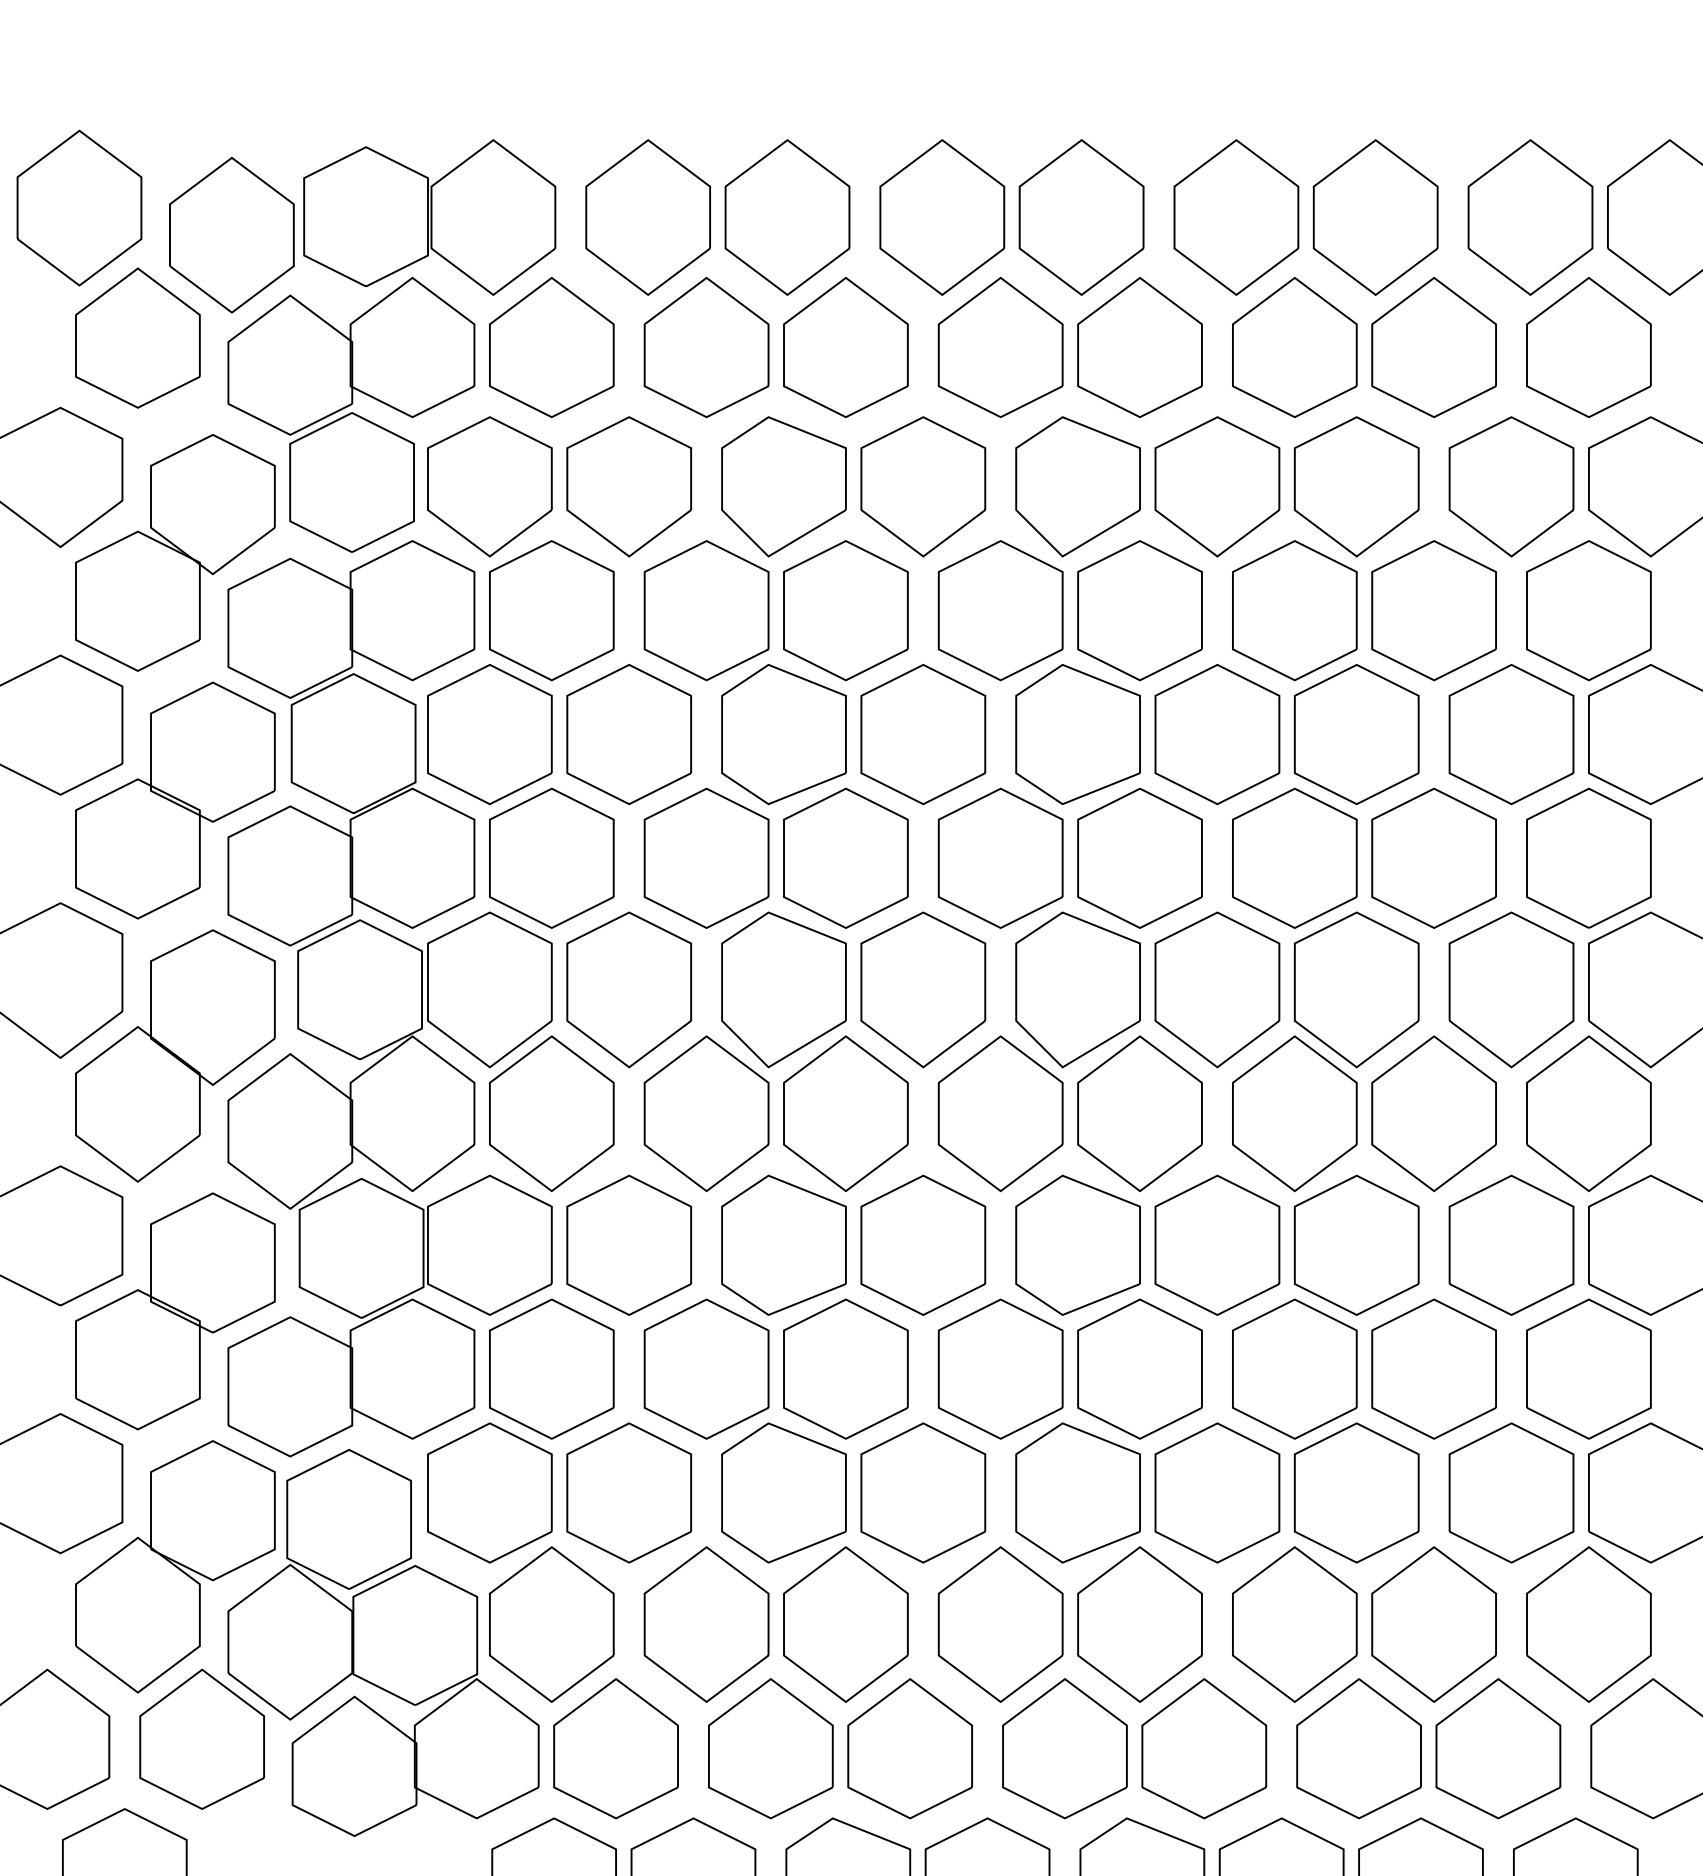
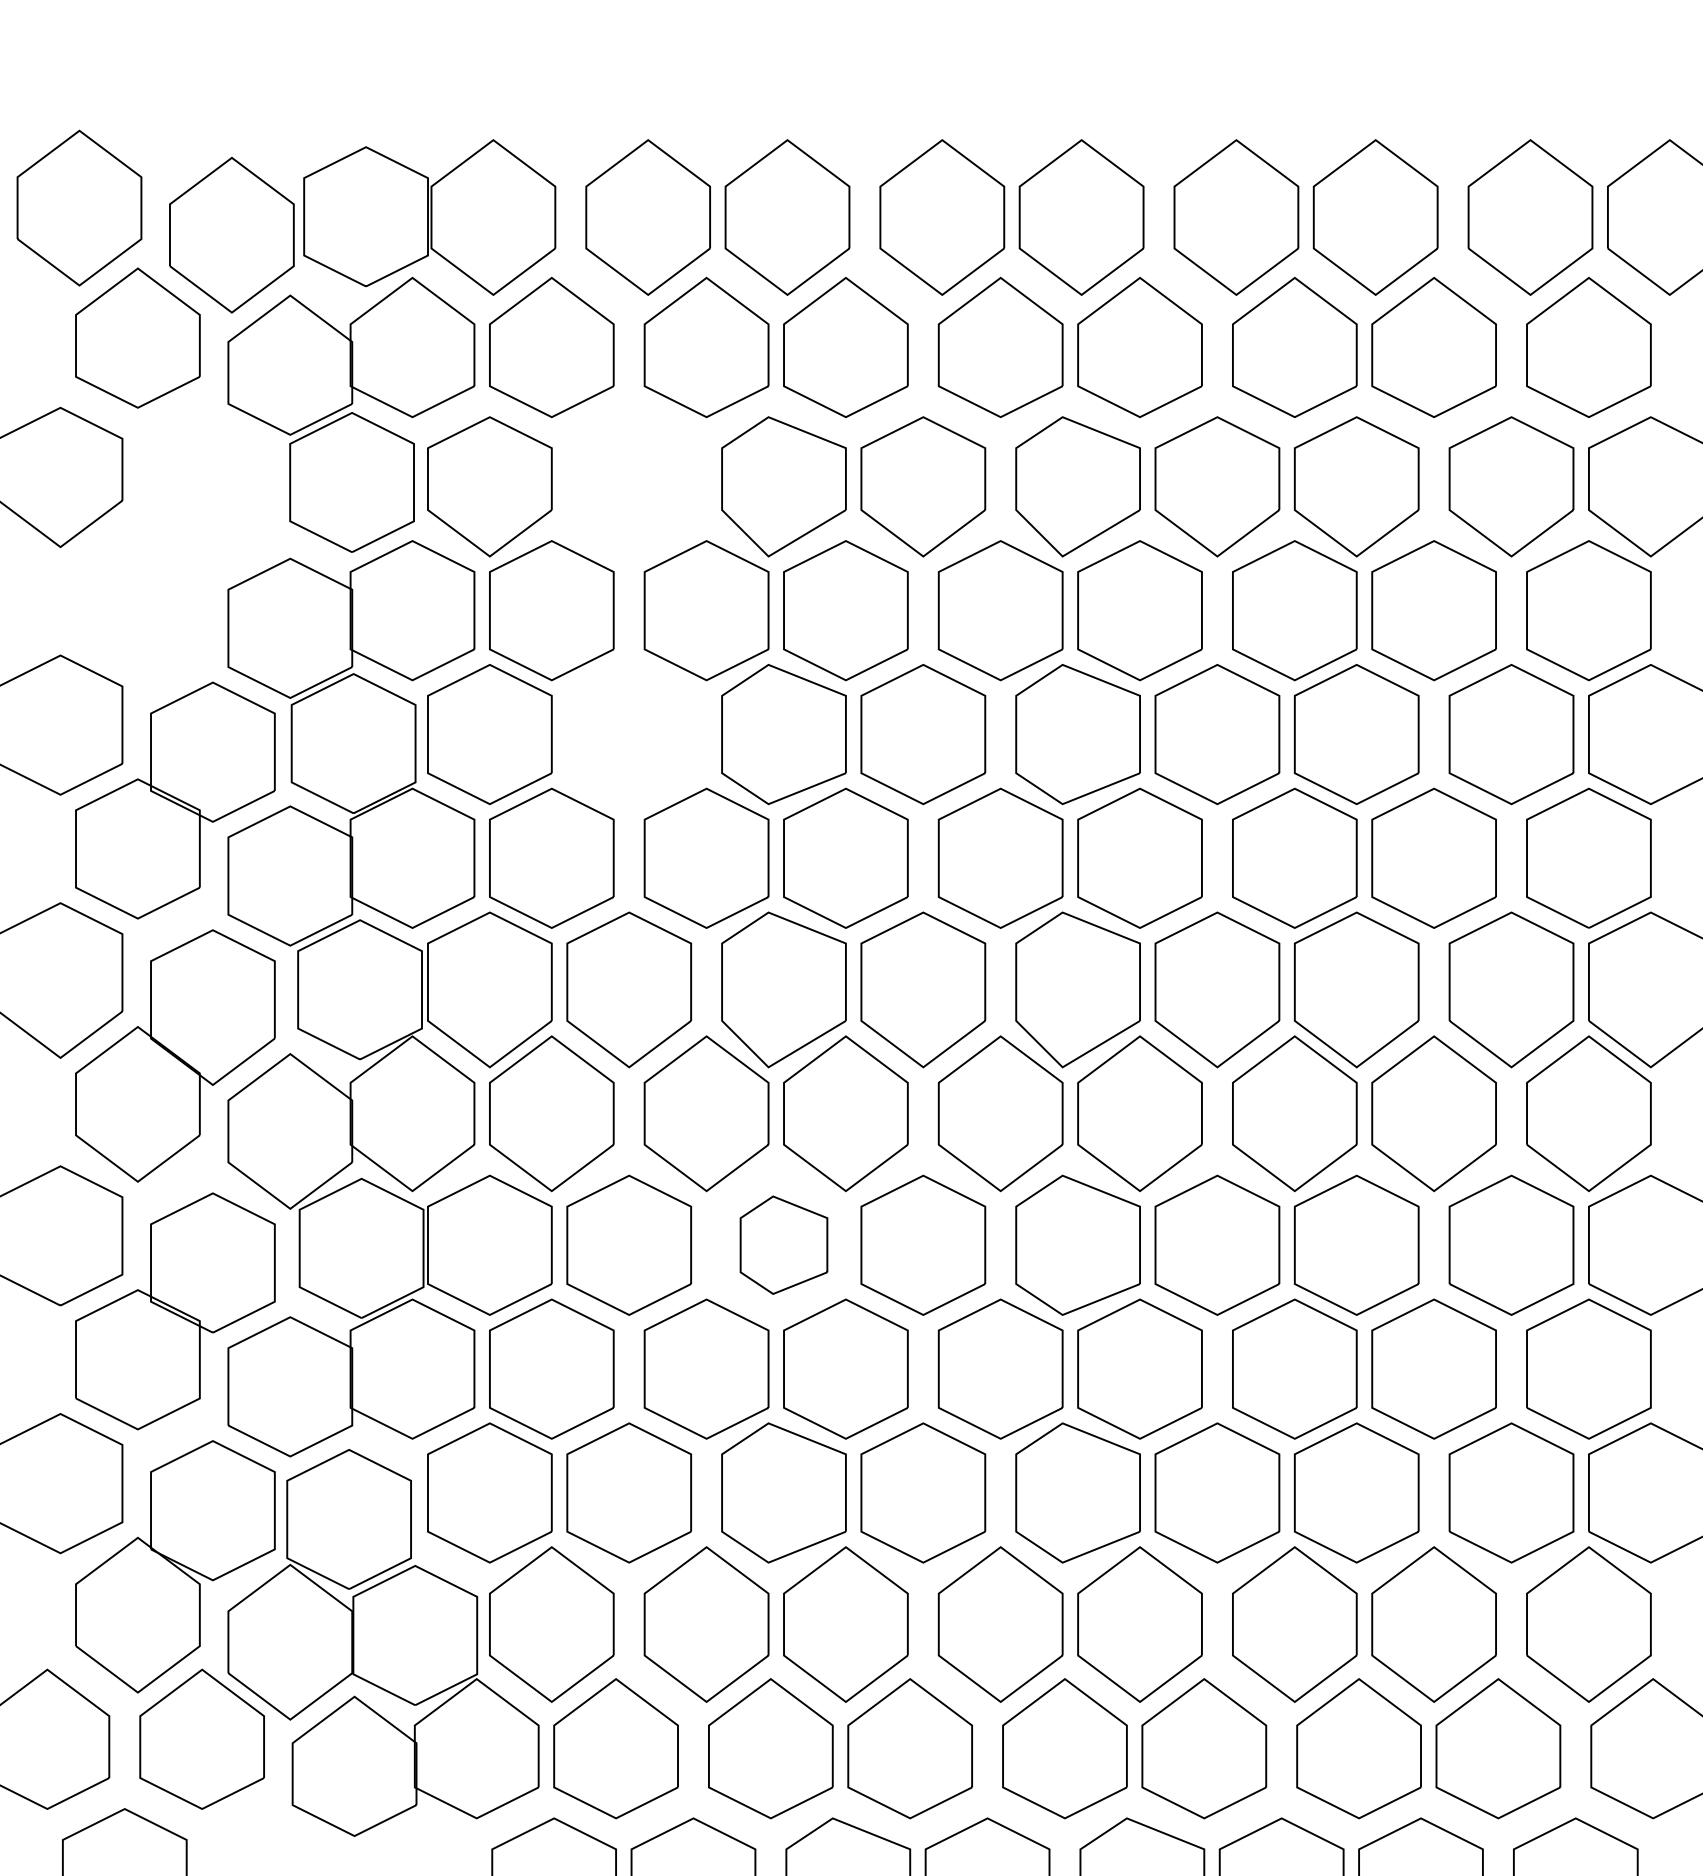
part: present -> none (628, 486)
part: present -> none (175, 552)
part: present -> none (628, 734)
part size: 126x142 px -> 90x100 px (783, 1244)
